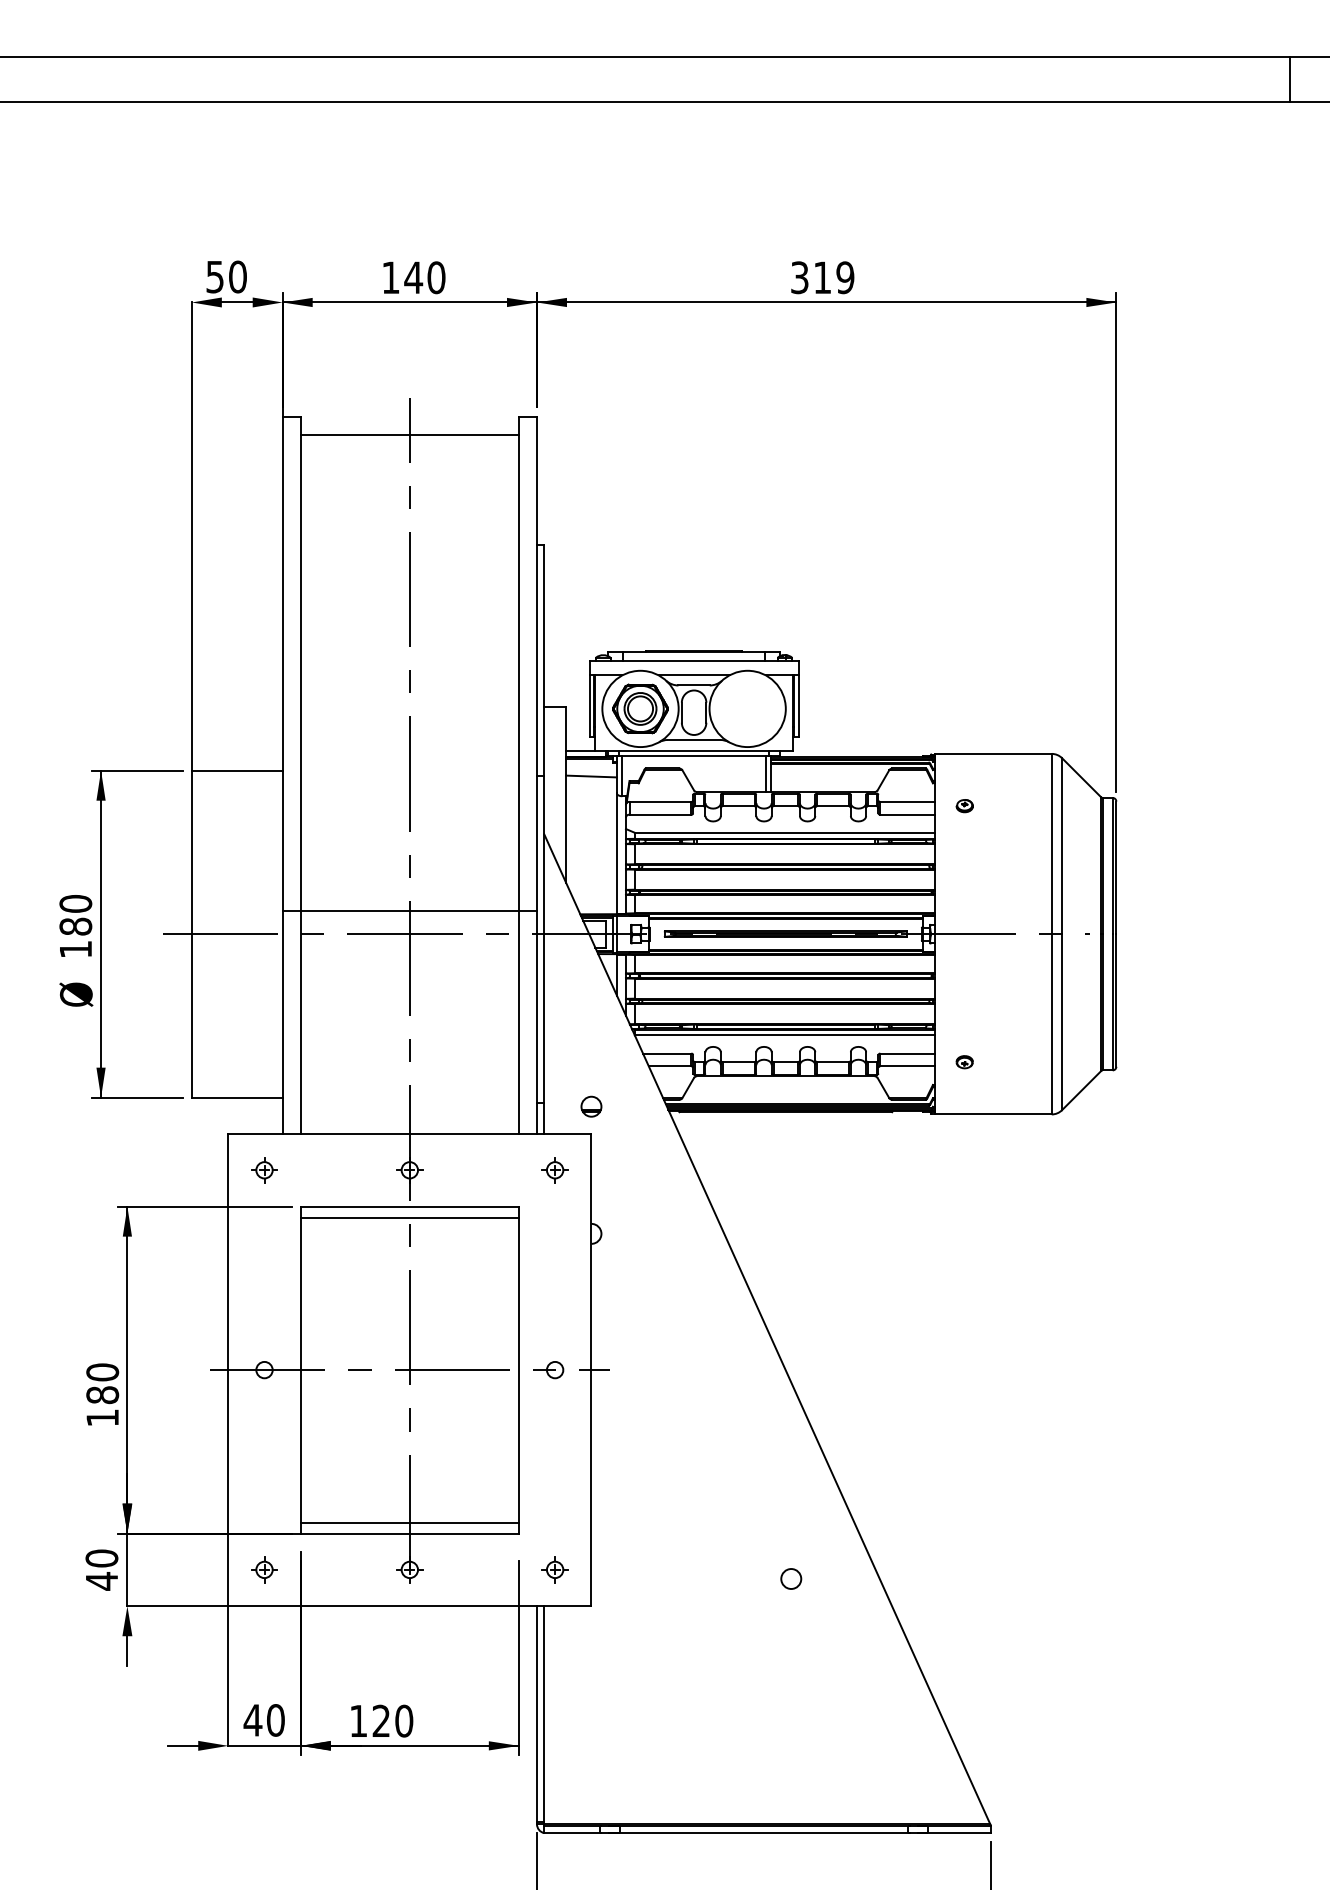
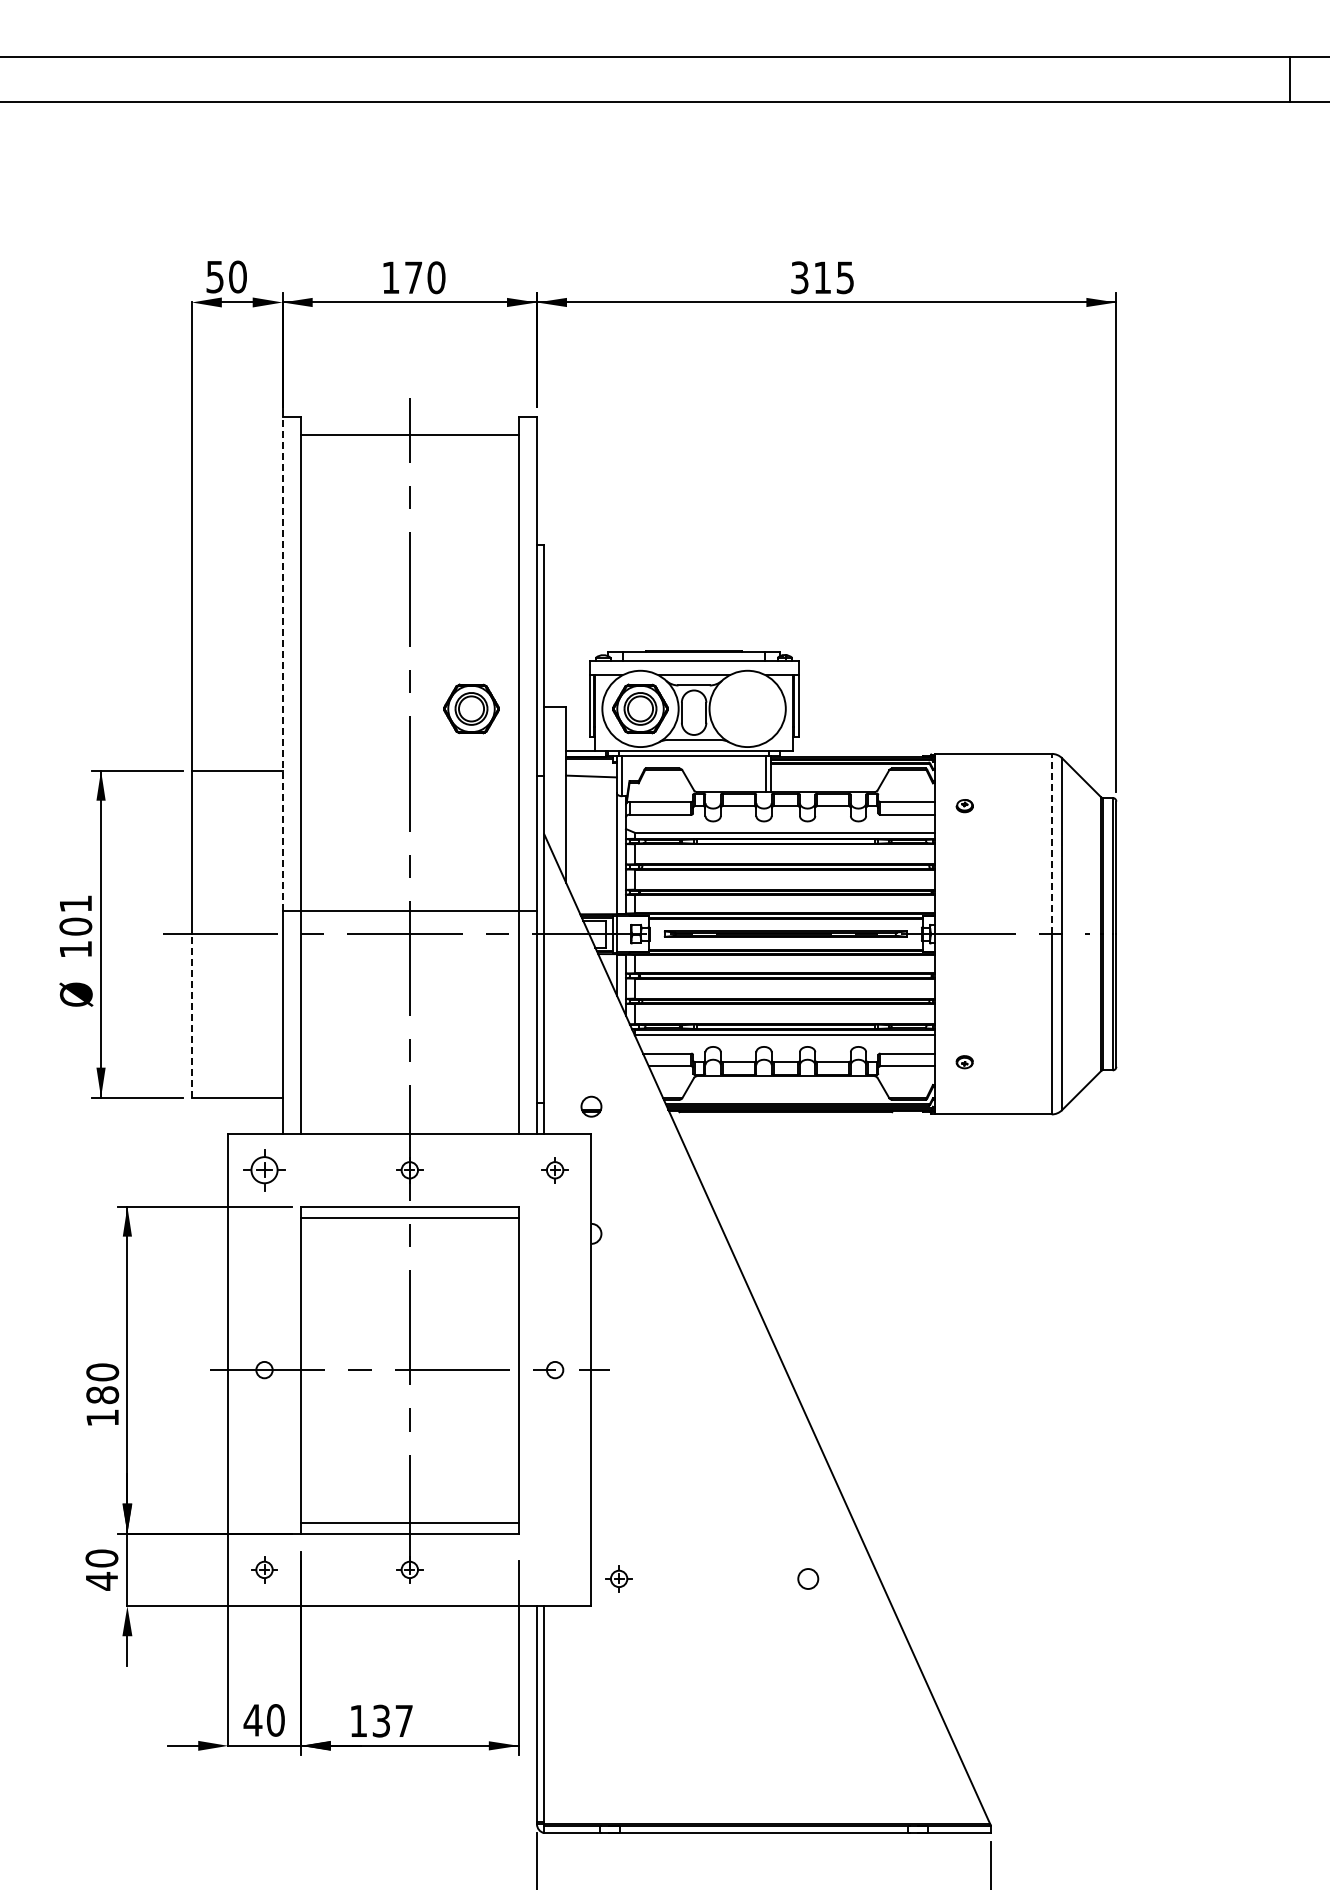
text: 140 -> 170 (413, 277)
text: 319 -> 315 (845, 277)
line: solid -> dashed (282, 663)
part: none -> present (471, 708)
line: solid -> dashed (1051, 843)
text: 180 -> 101 (75, 915)
line: solid -> dashed (191, 1015)
part size: 27x27 px -> 43x43 px (264, 1170)
part position: (554, 1569) -> (618, 1578) (618, 1578)
circle position: (791, 1578) -> (808, 1578) (808, 1578)
text: 120 -> 137 (392, 1720)
